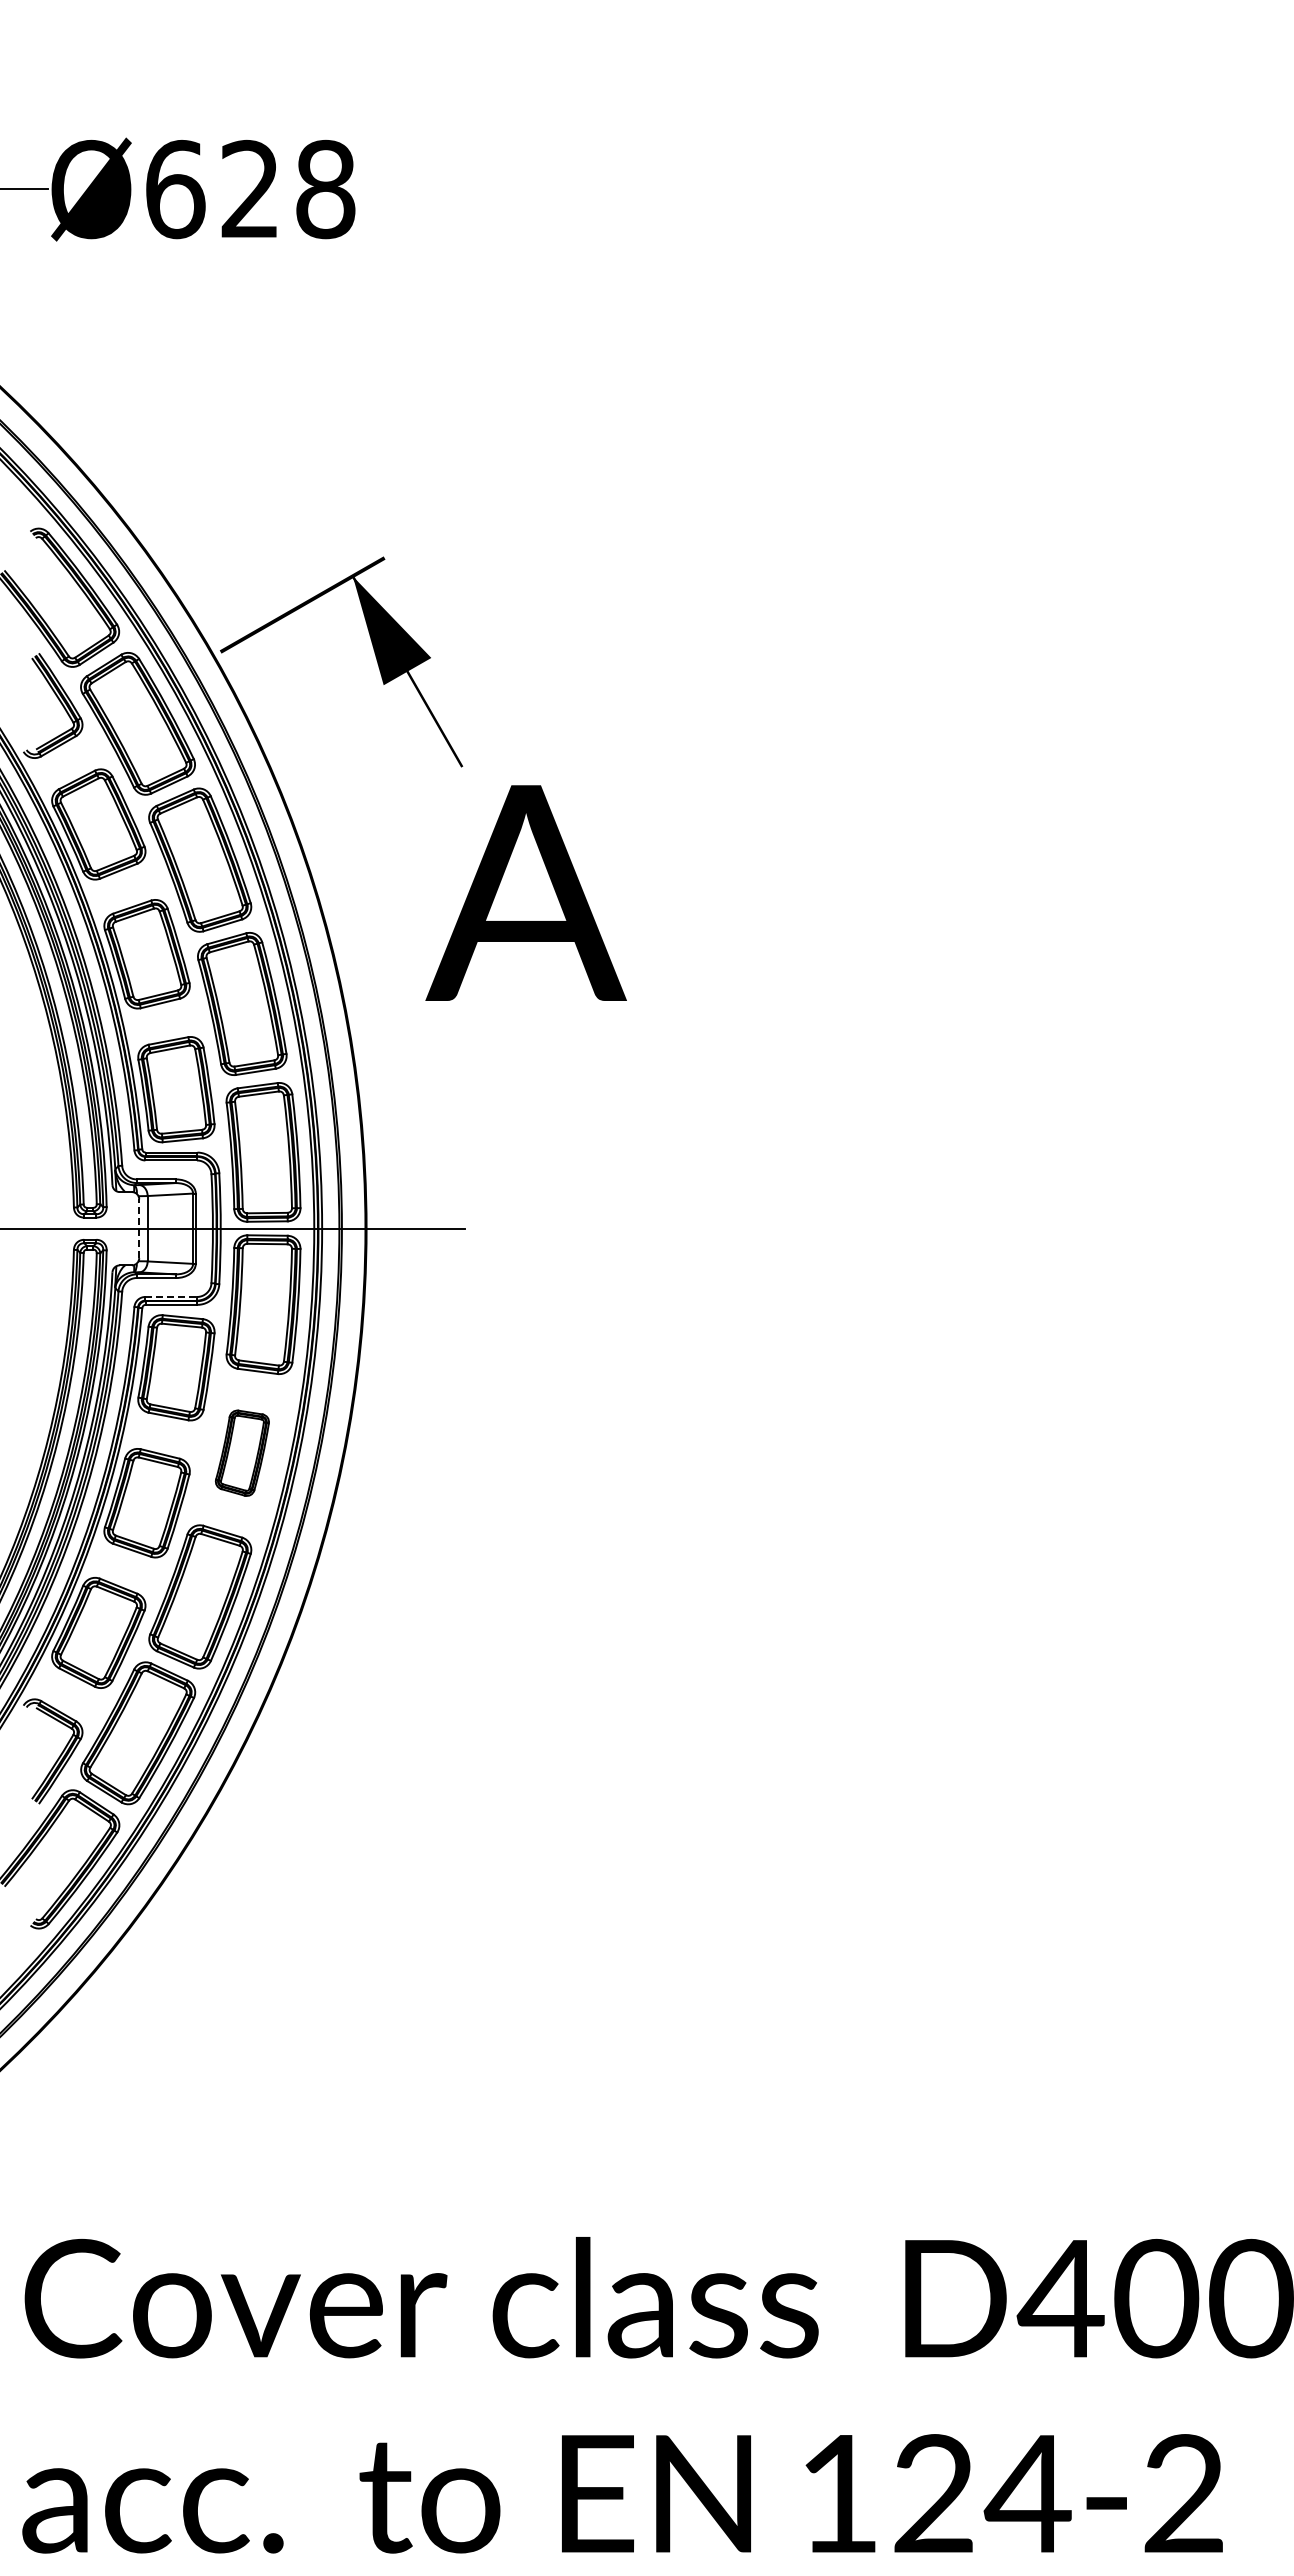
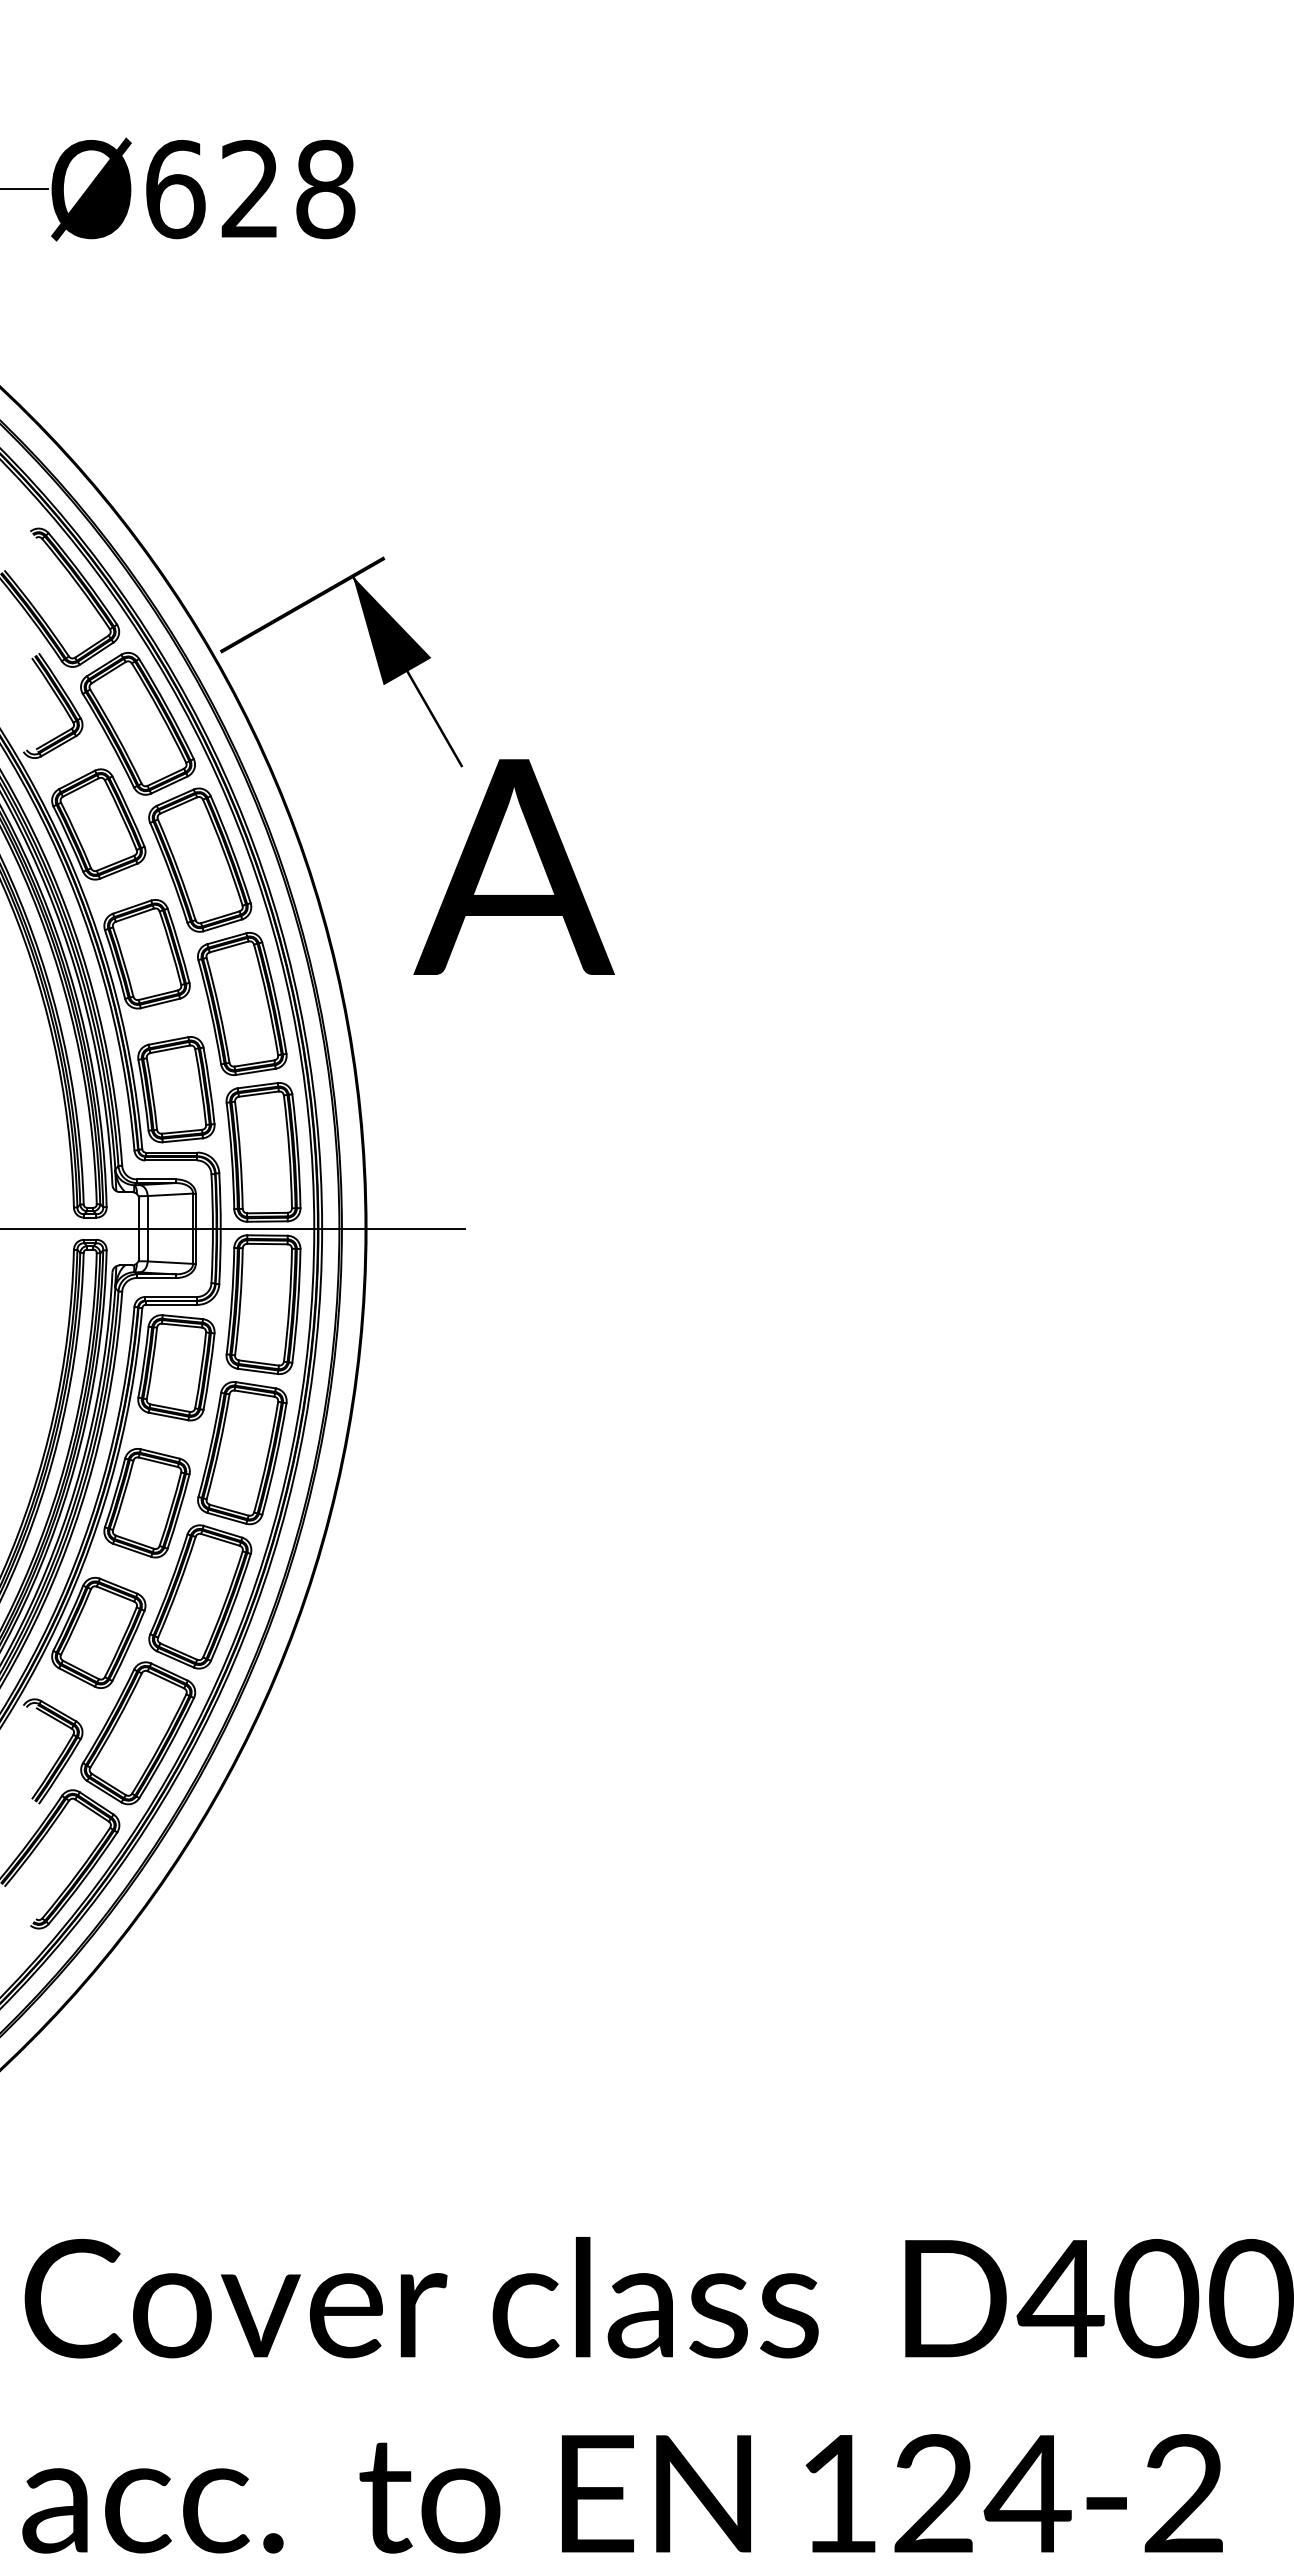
text position: (525, 892) -> (513, 866) (513, 866)
line: dashed -> solid (139, 1228)
line: dashed -> solid (171, 1296)
part size: 56x88 px -> 91x145 px (242, 1453)
